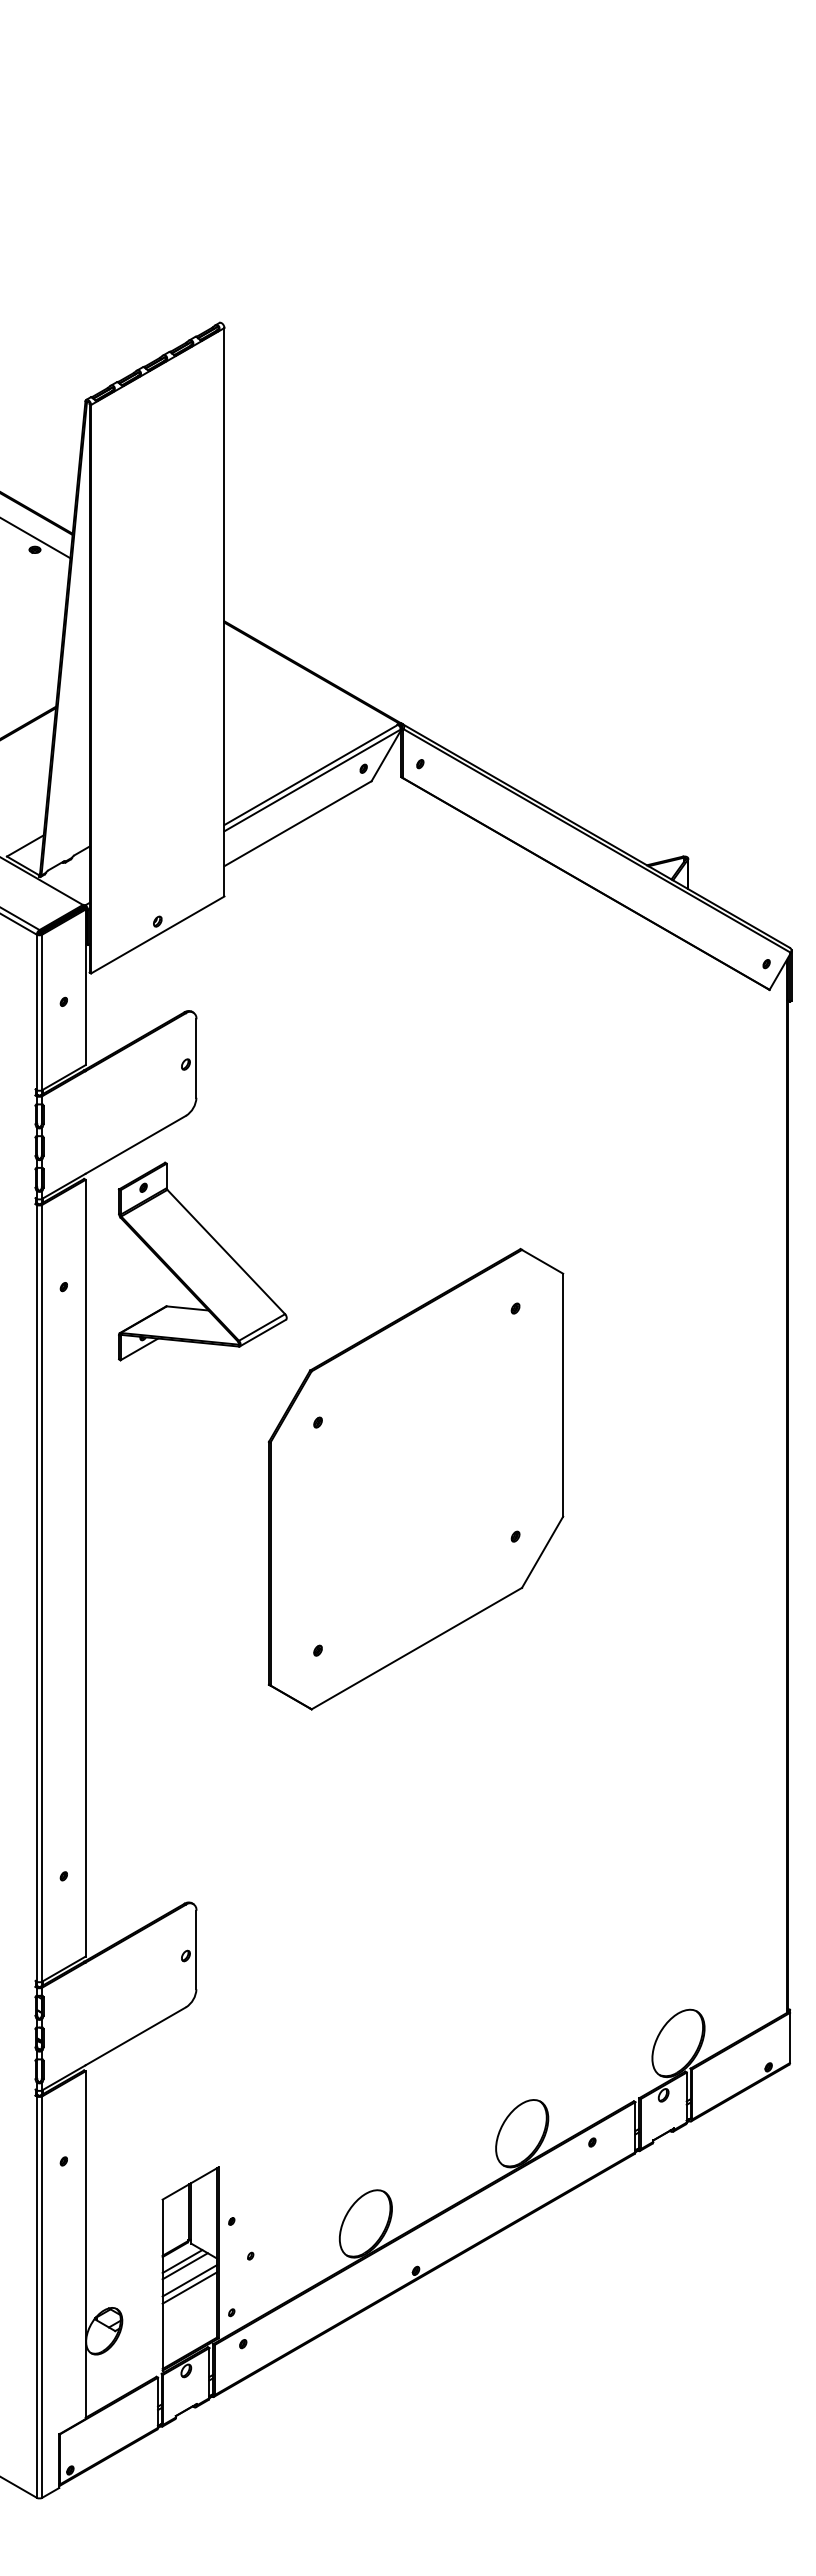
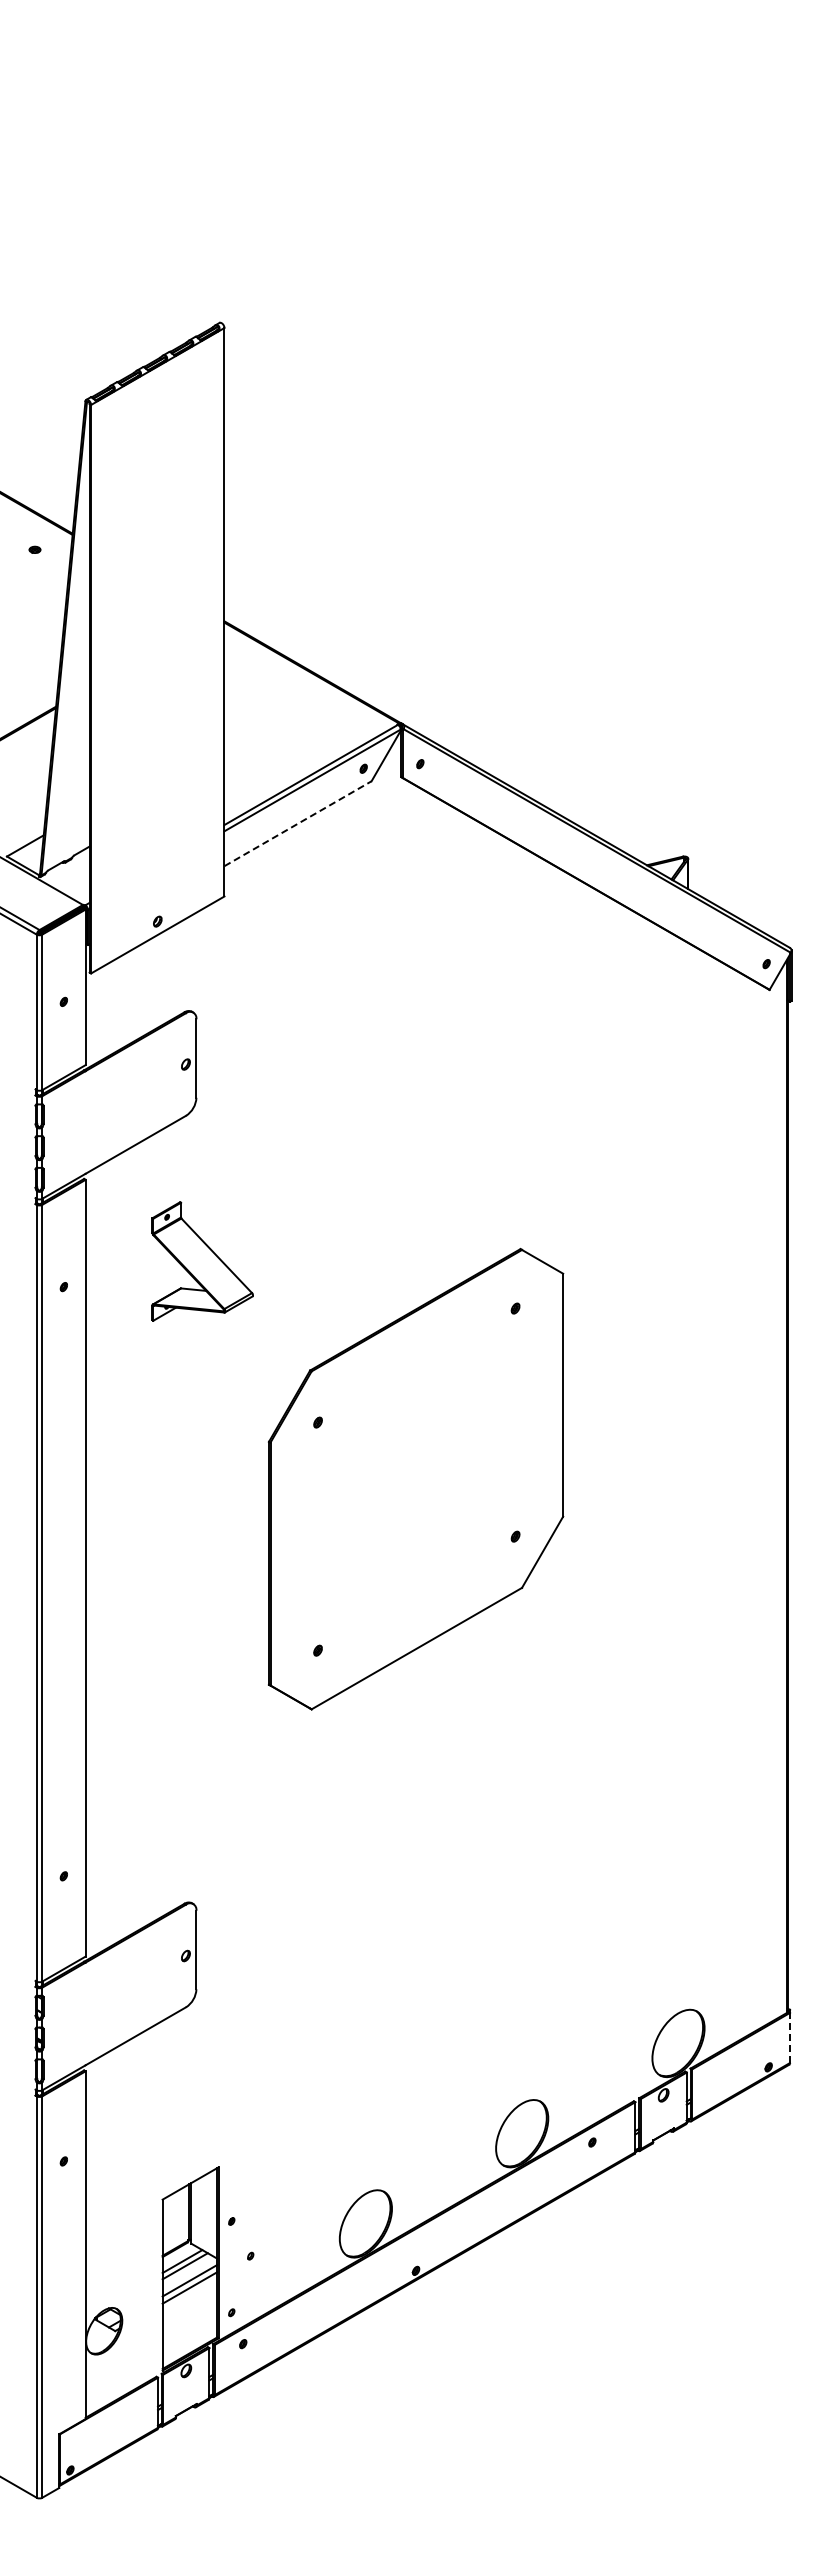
line: present -> none (36, 538)
line: solid -> dashed (298, 823)
part size: 171x201 px -> 103x121 px (202, 1261)
line: solid -> dashed (789, 2037)
